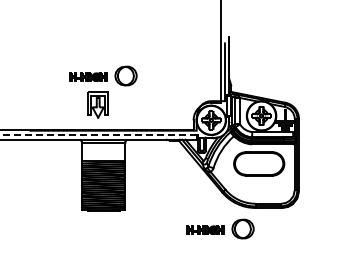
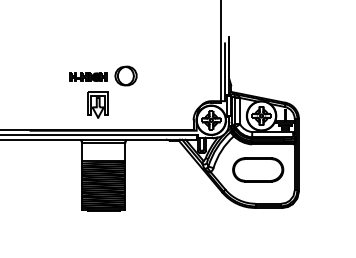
line: dashed -> solid (98, 135)
part position: (259, 163) -> (258, 169) (258, 169)
part: present -> none (220, 228)
